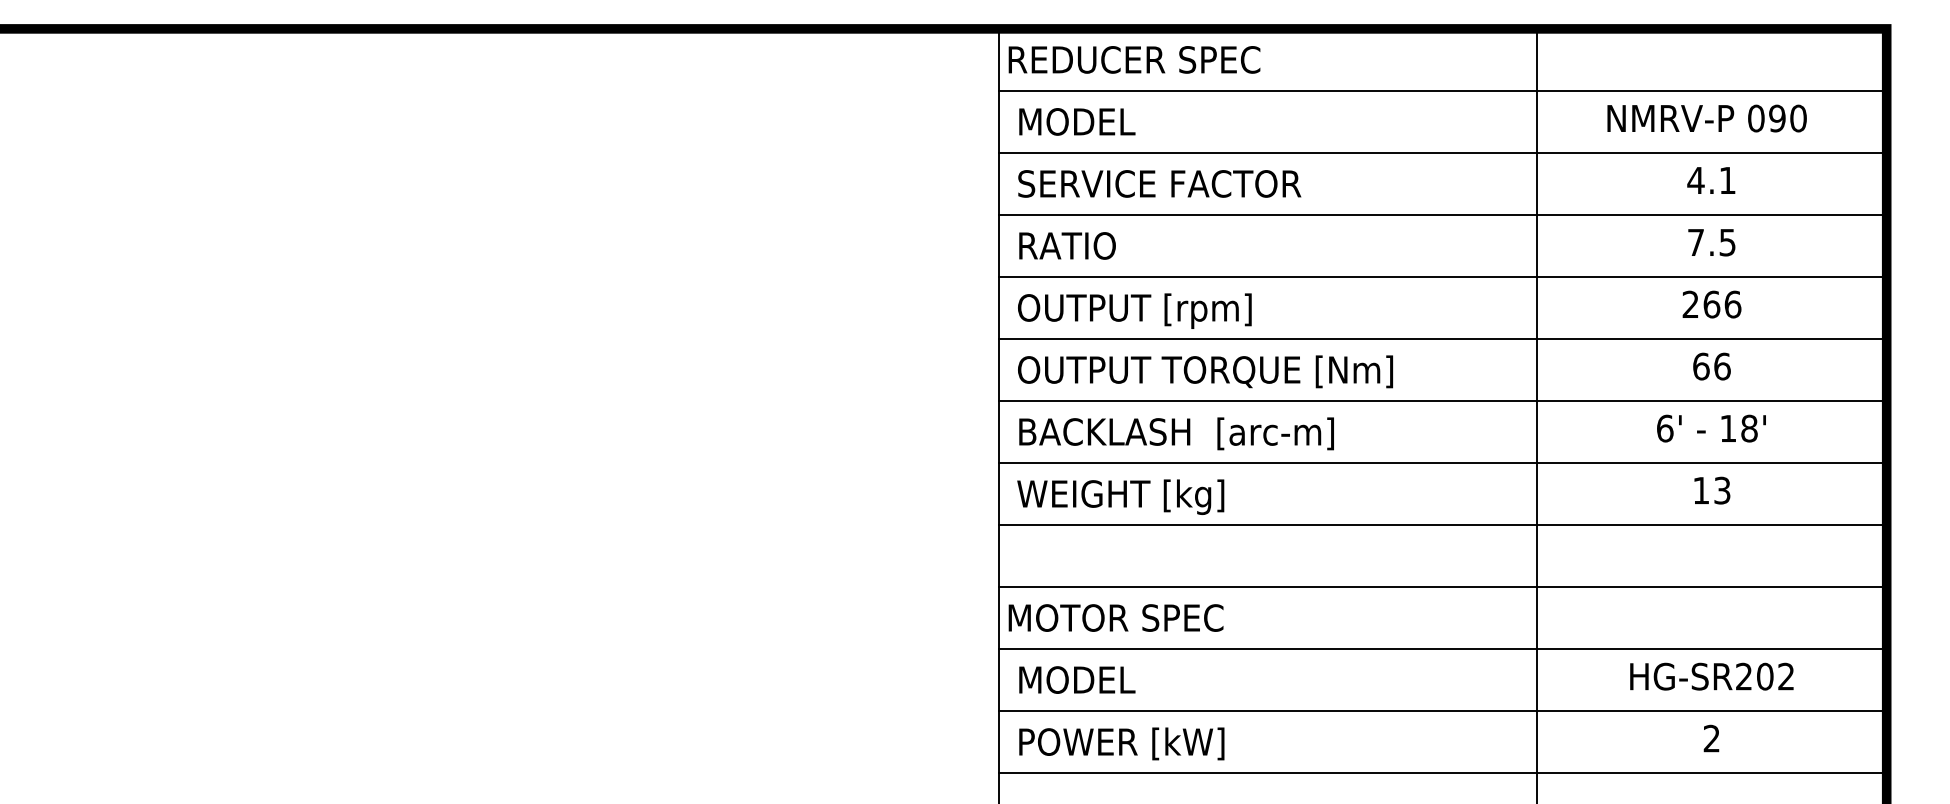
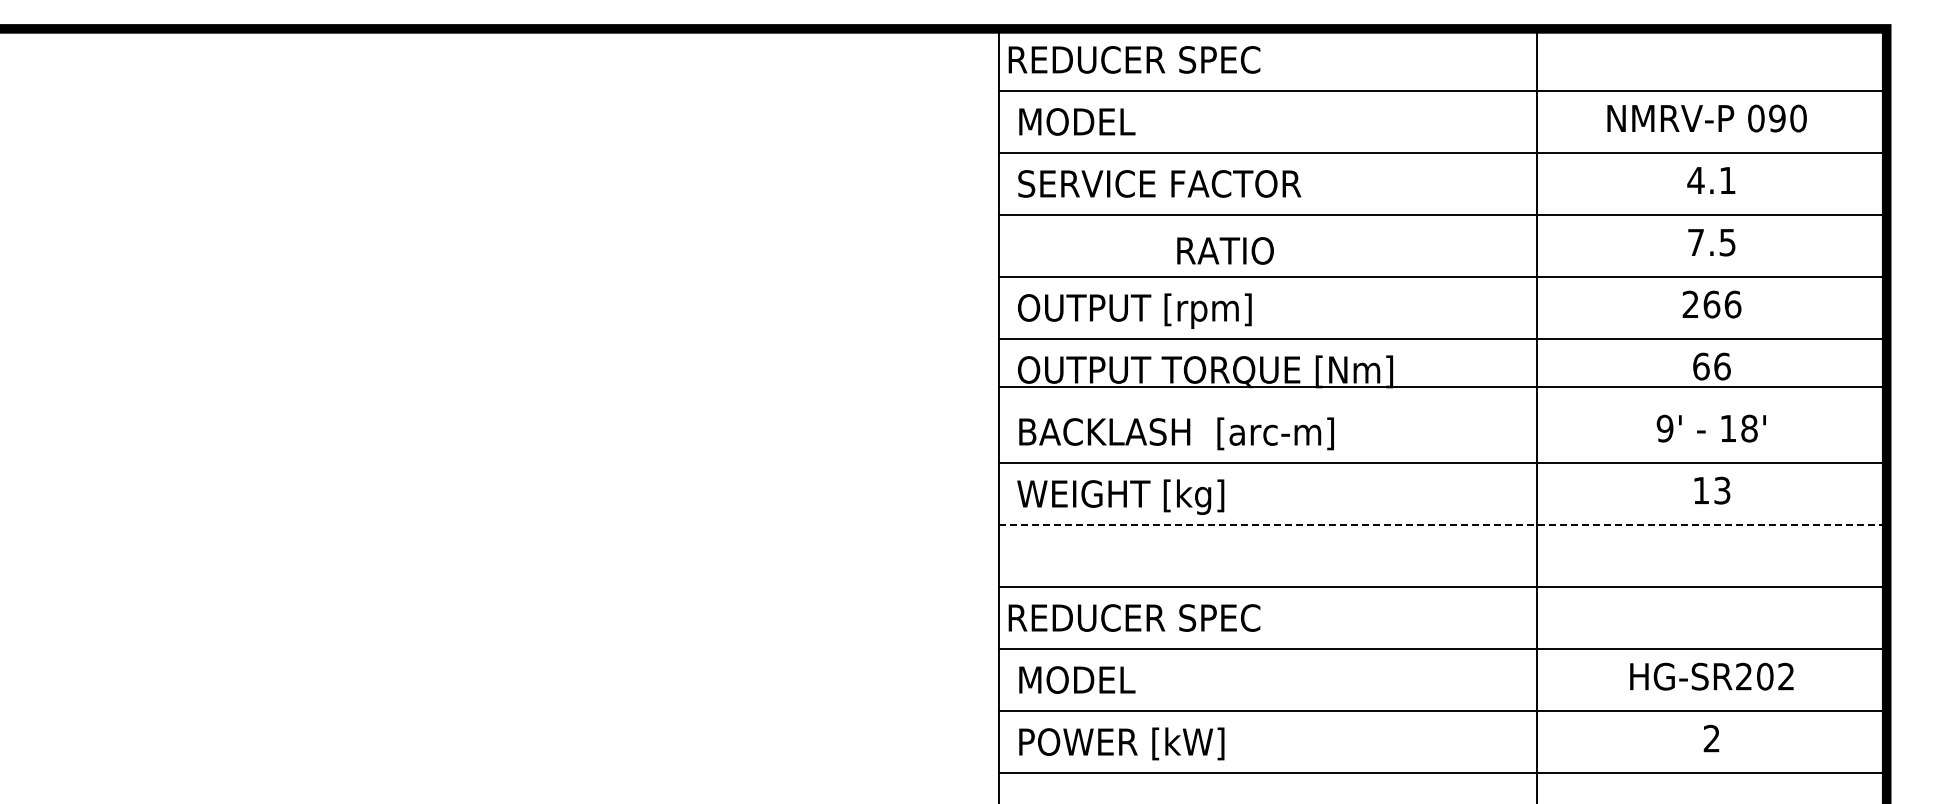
text position: (1067, 245) -> (1225, 250) (1225, 250)
line position: (1442, 400) -> (1442, 386) (1442, 386)
text: 6' -> 9' (1664, 428)
line: solid -> dashed (1442, 525)
text: MOTOR SPEC -> REDUCER SPEC (1136, 617)
